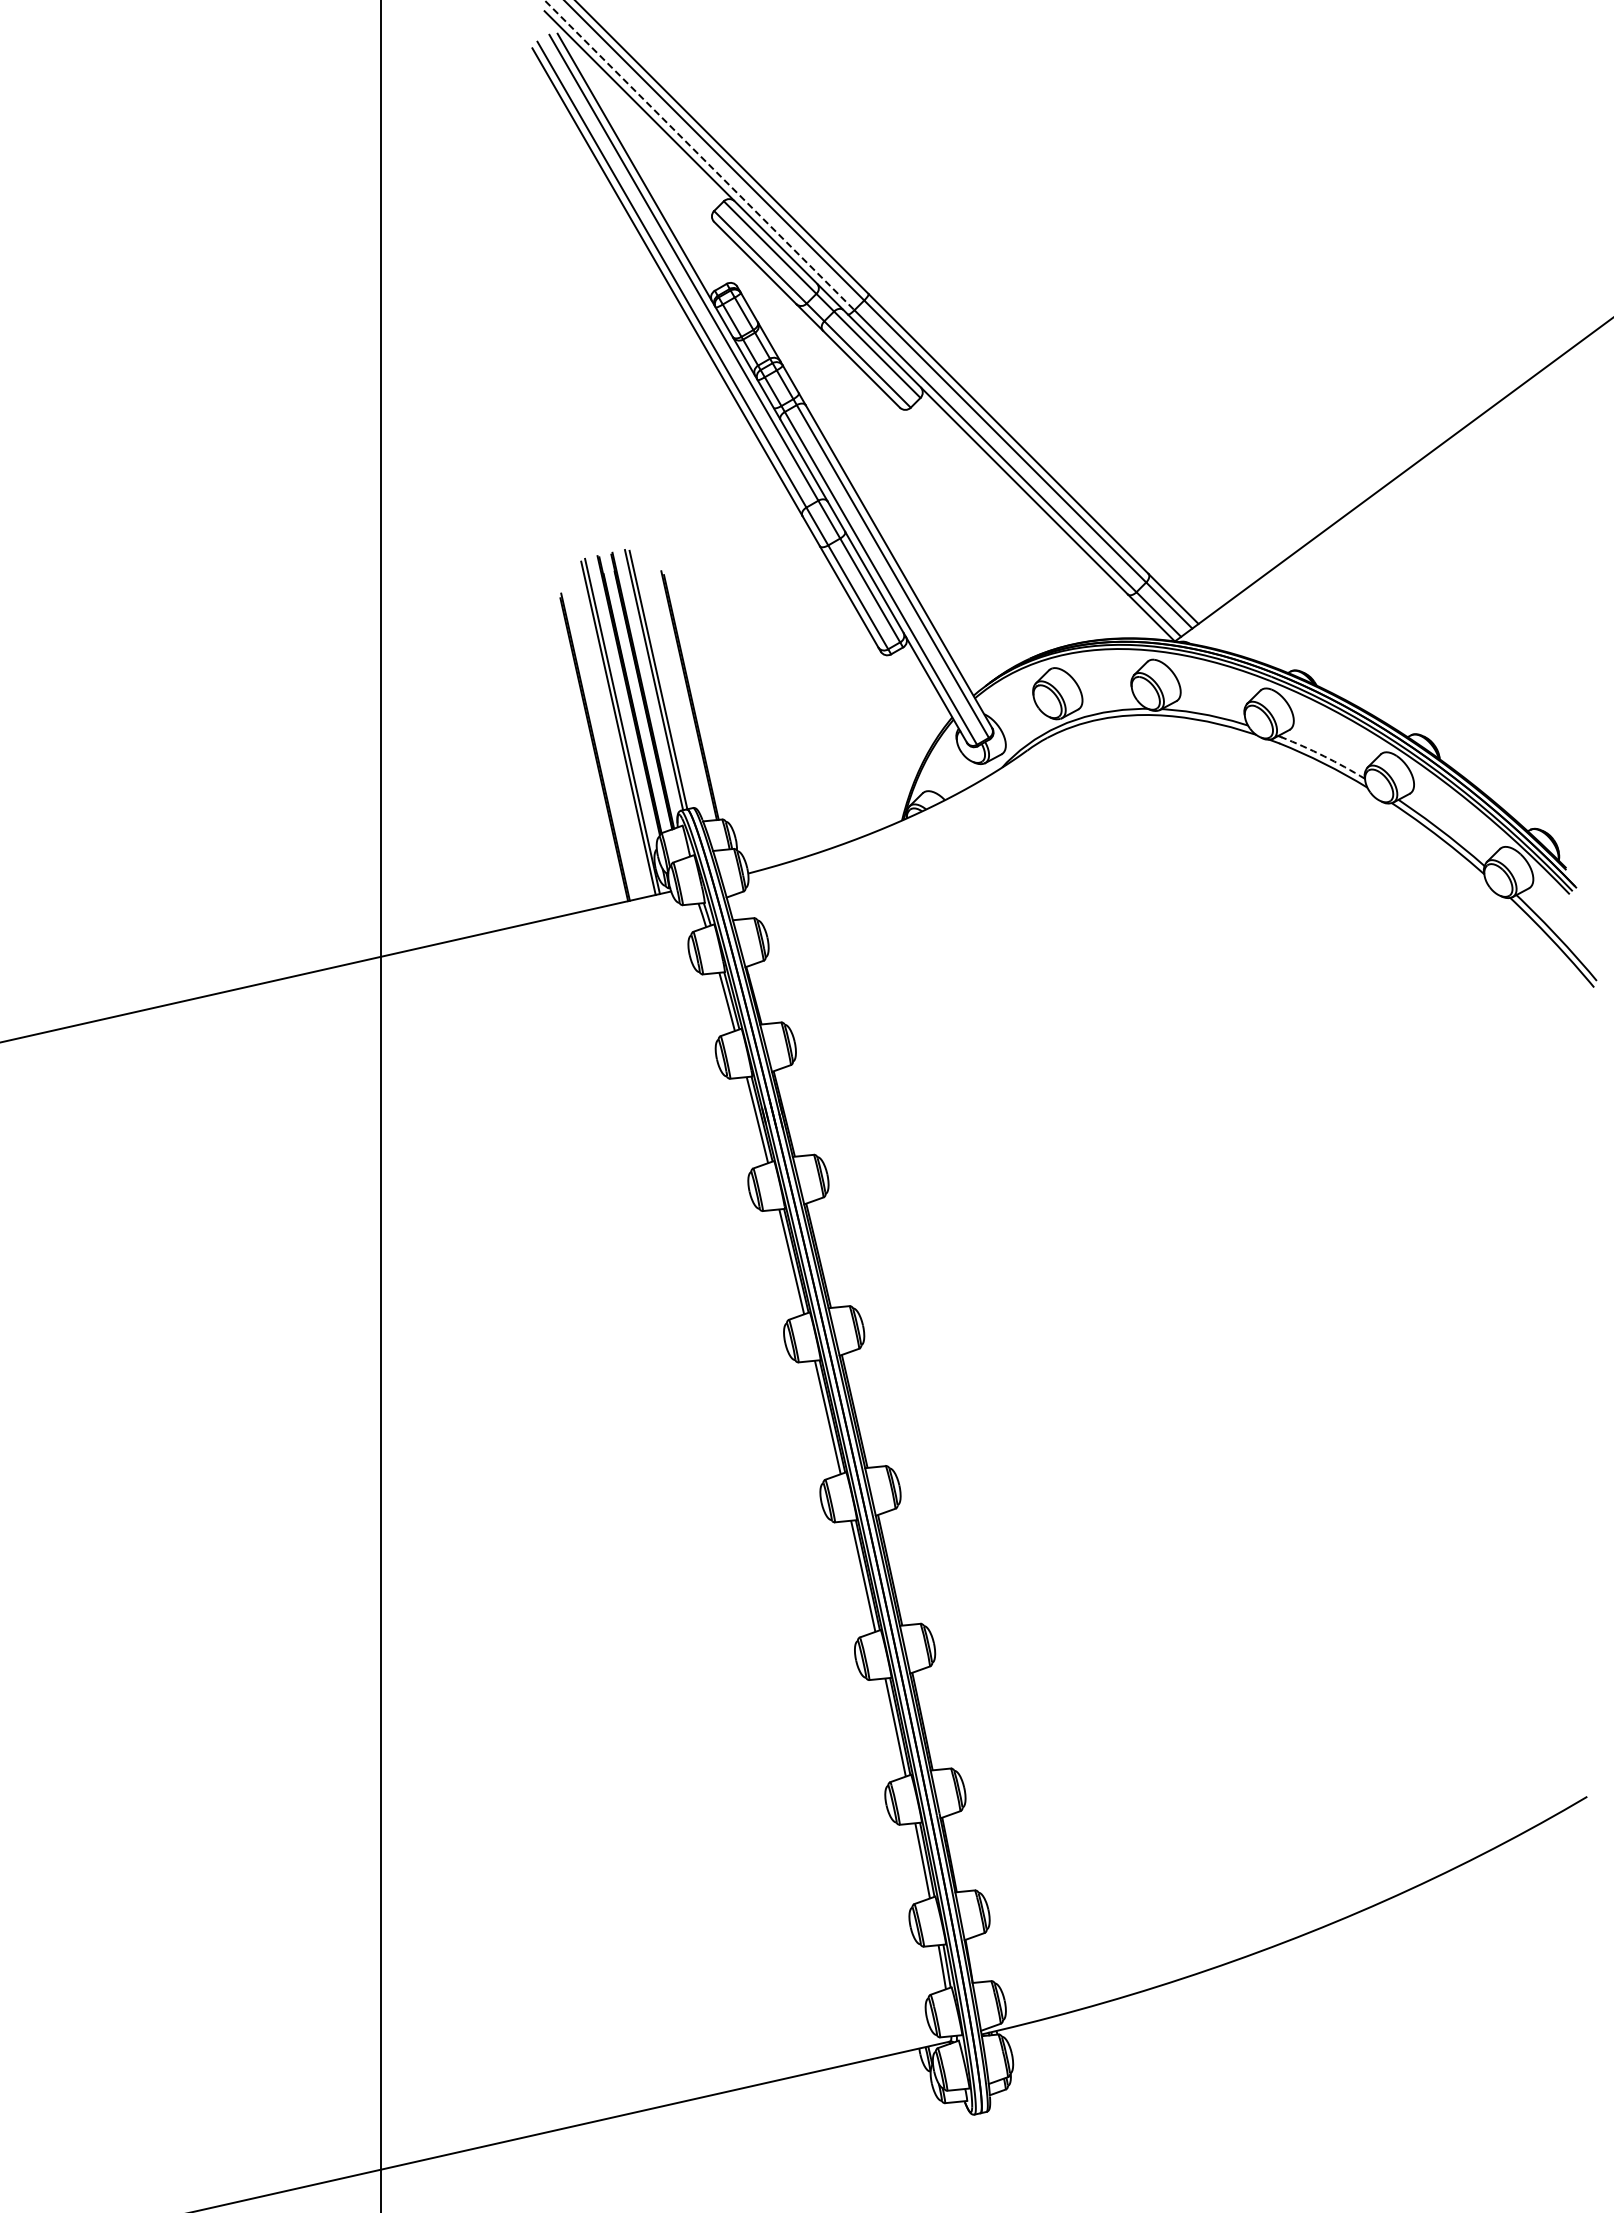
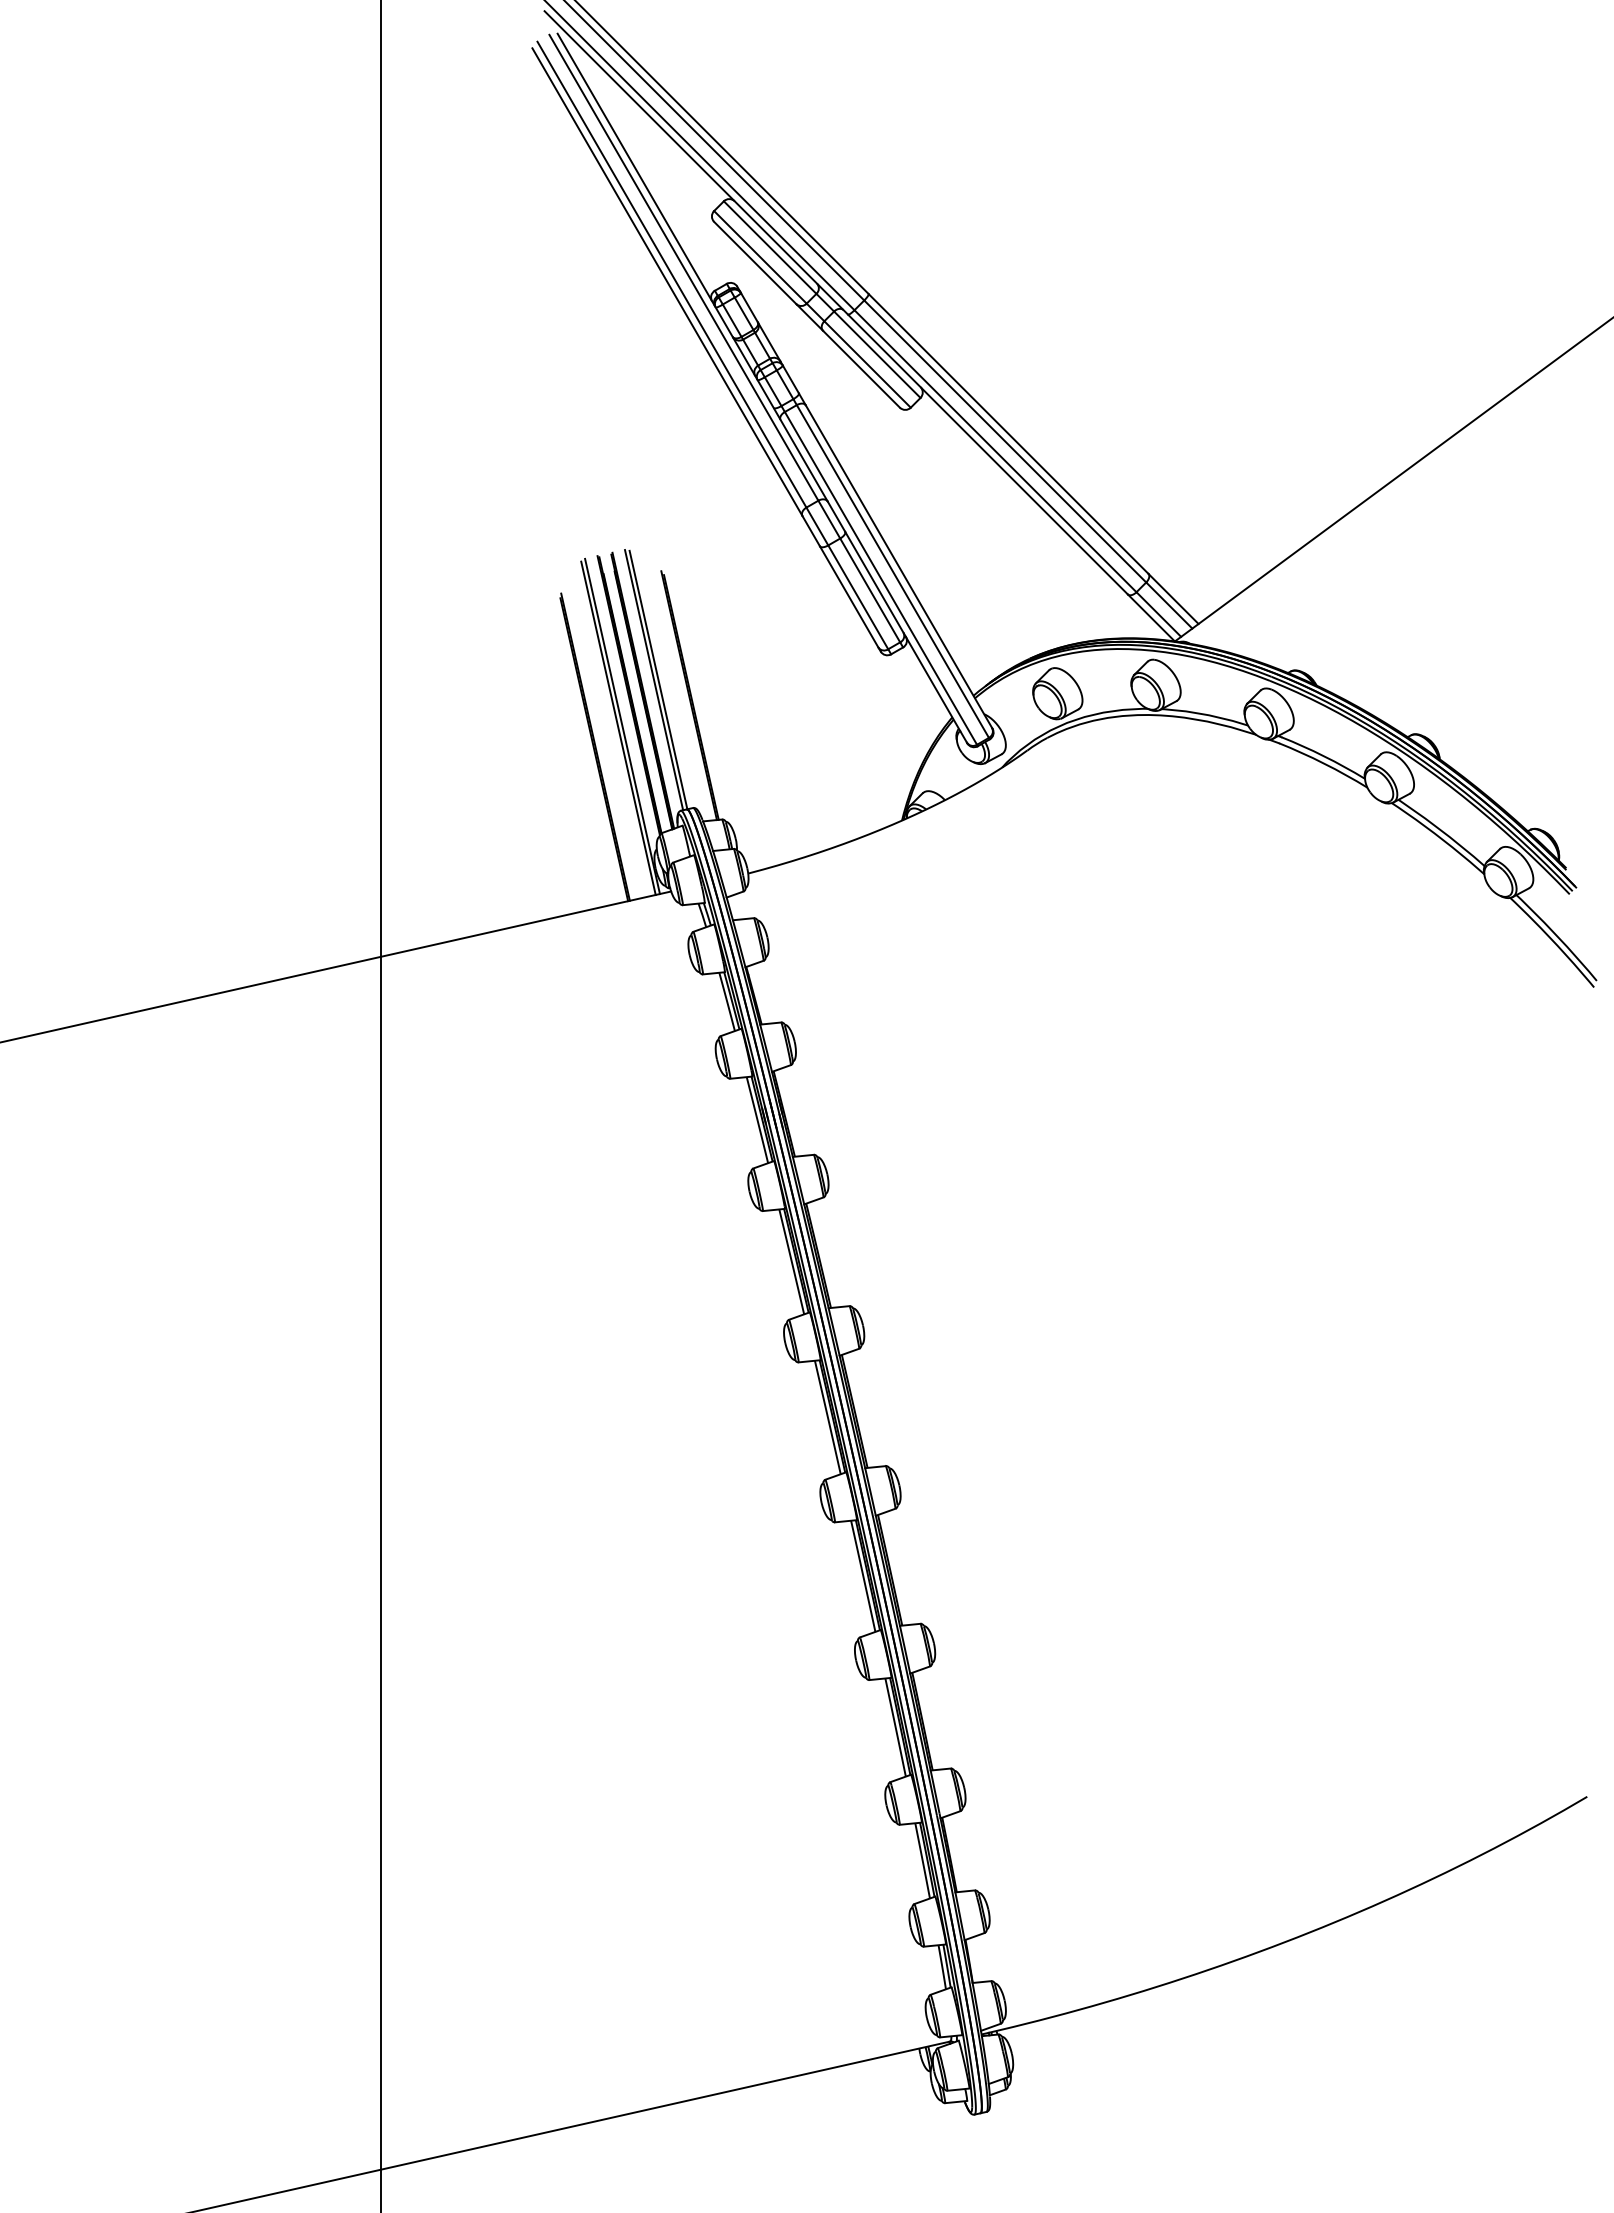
line: dashed -> solid (699, 155)
arc: dashed -> solid (1324, 756)
